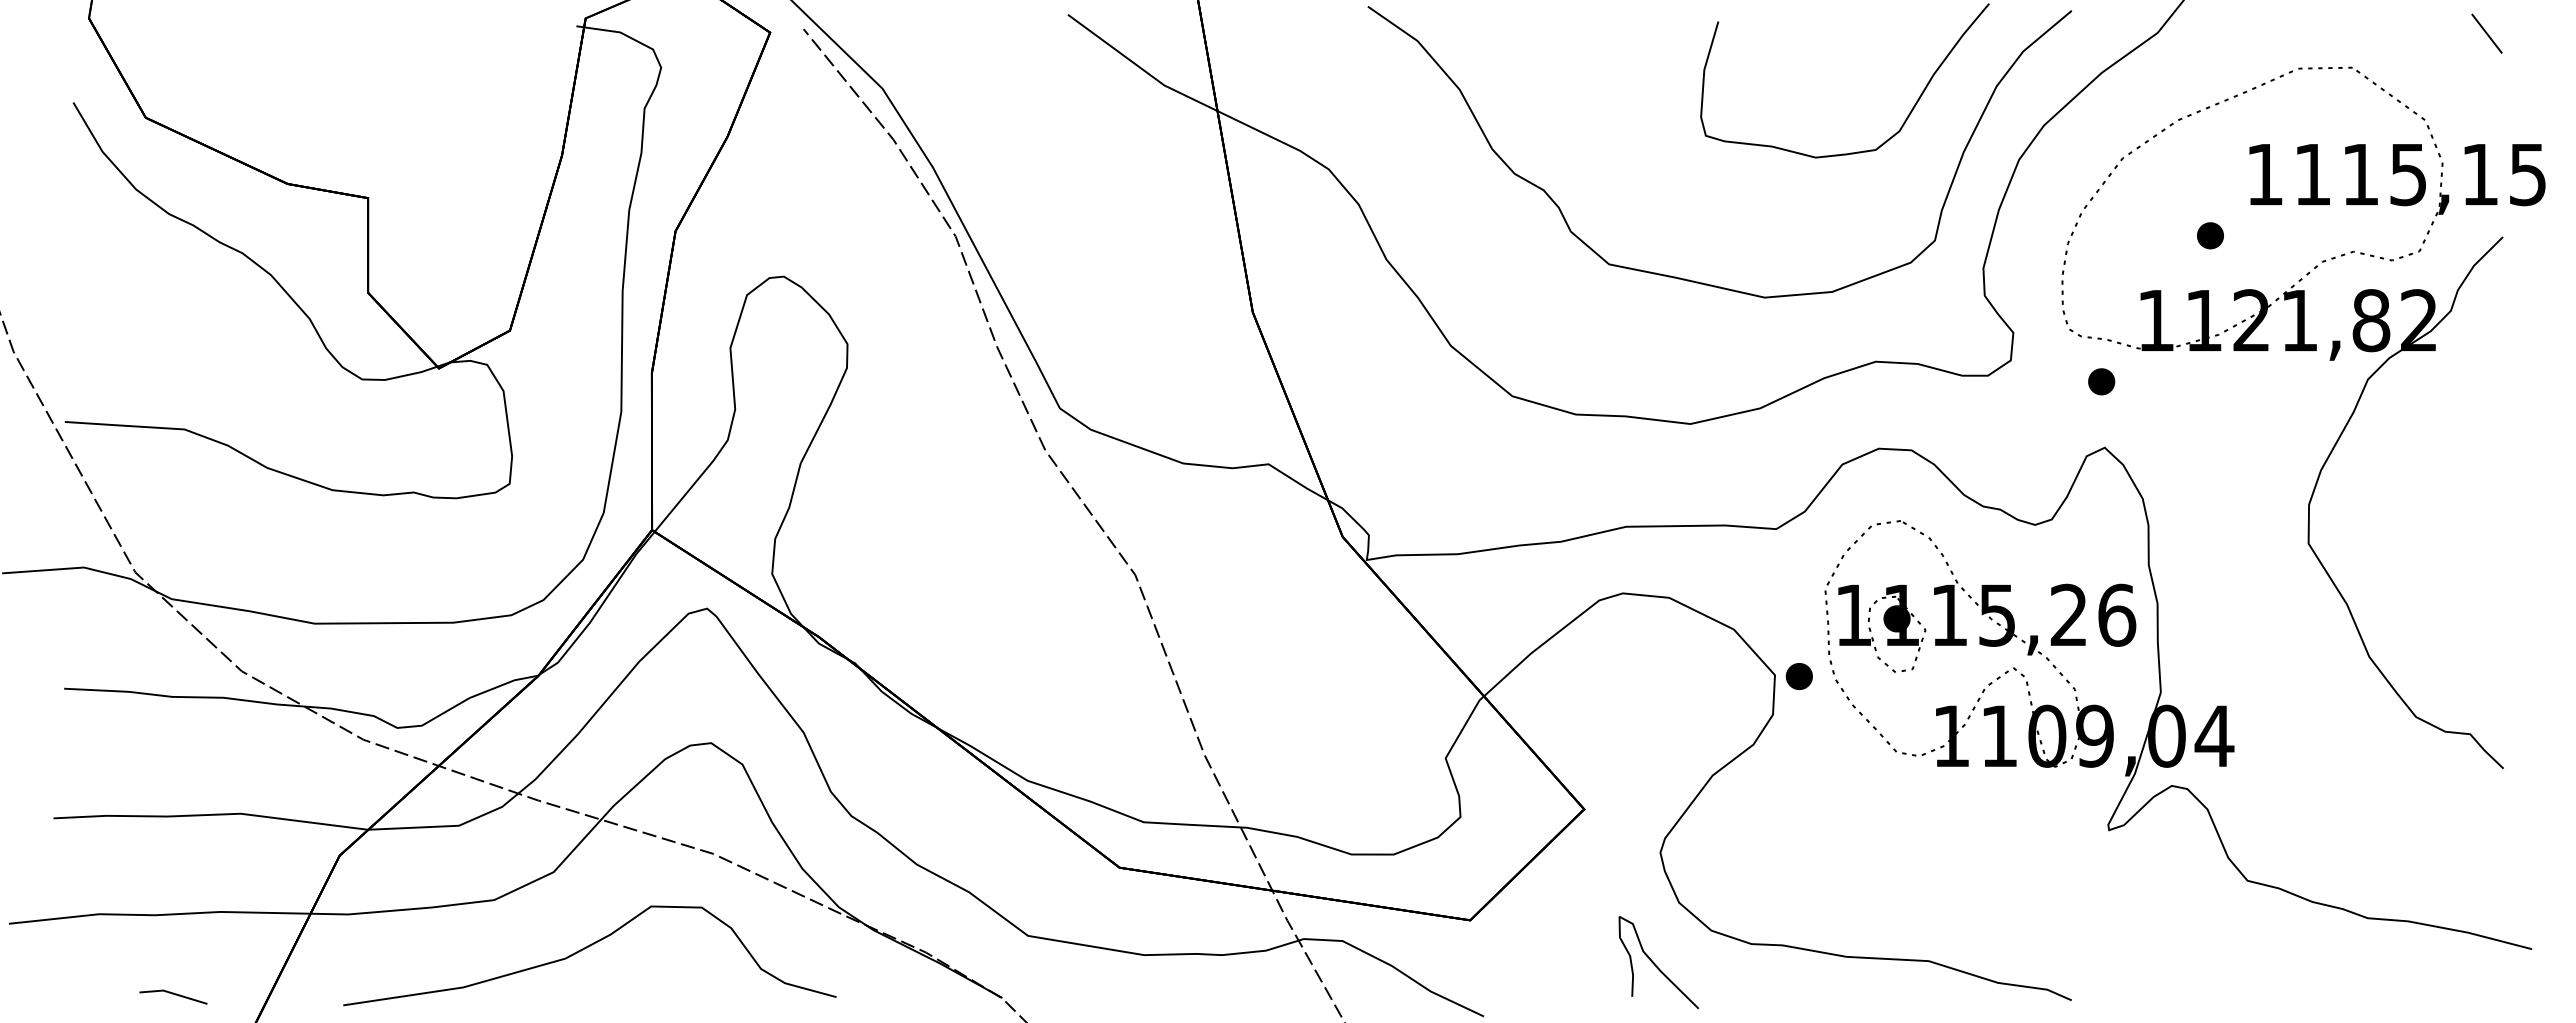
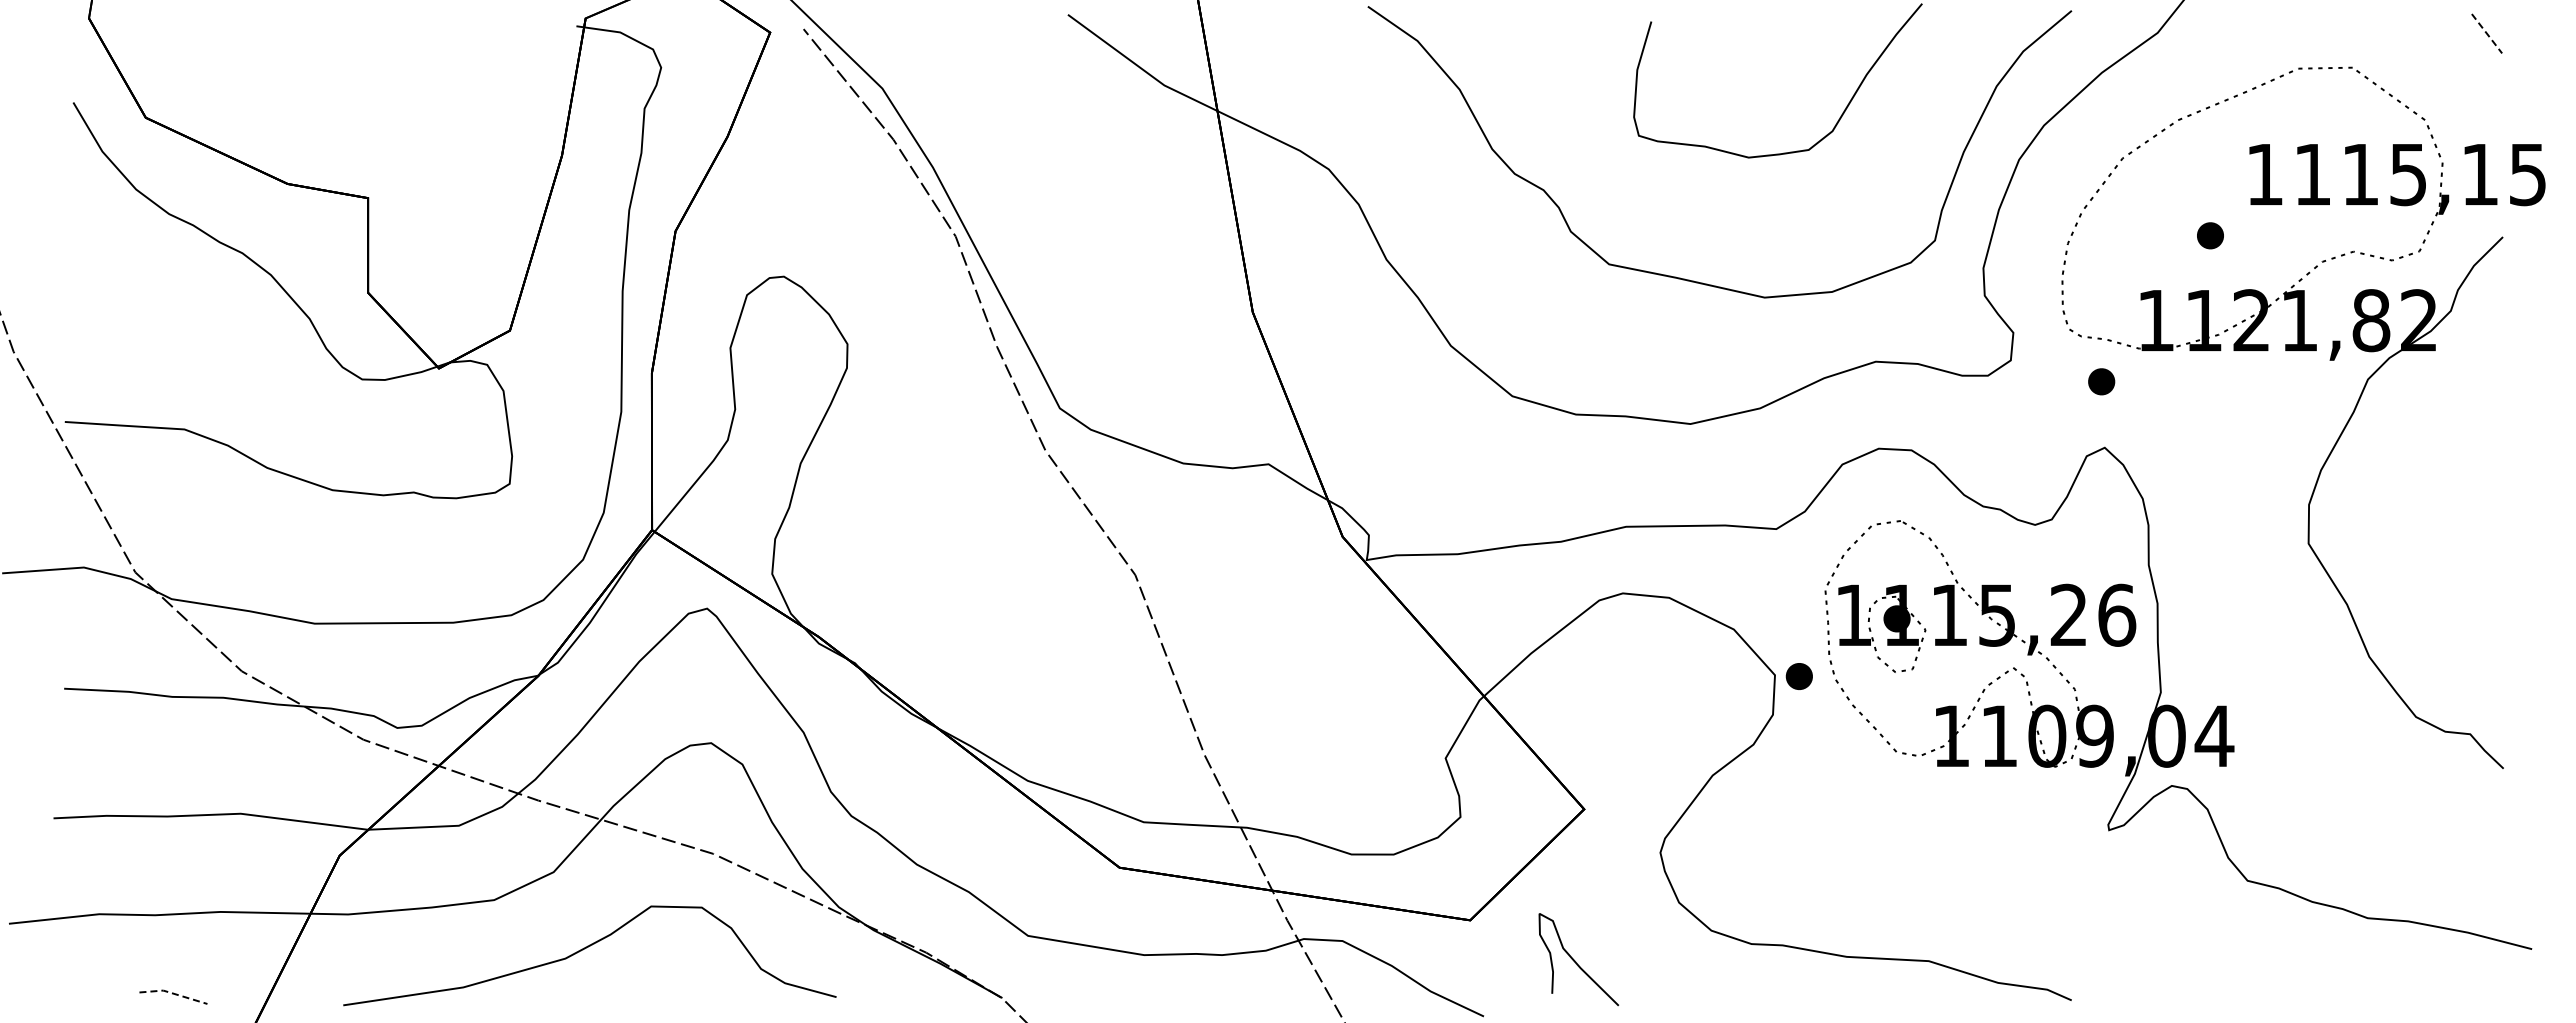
line: solid -> dashed (2487, 33)
curve position: (1904, 120) -> (1837, 120) (1837, 120)
curve position: (1656, 964) -> (1576, 961) (1576, 961)
line: solid -> dashed (173, 993)
